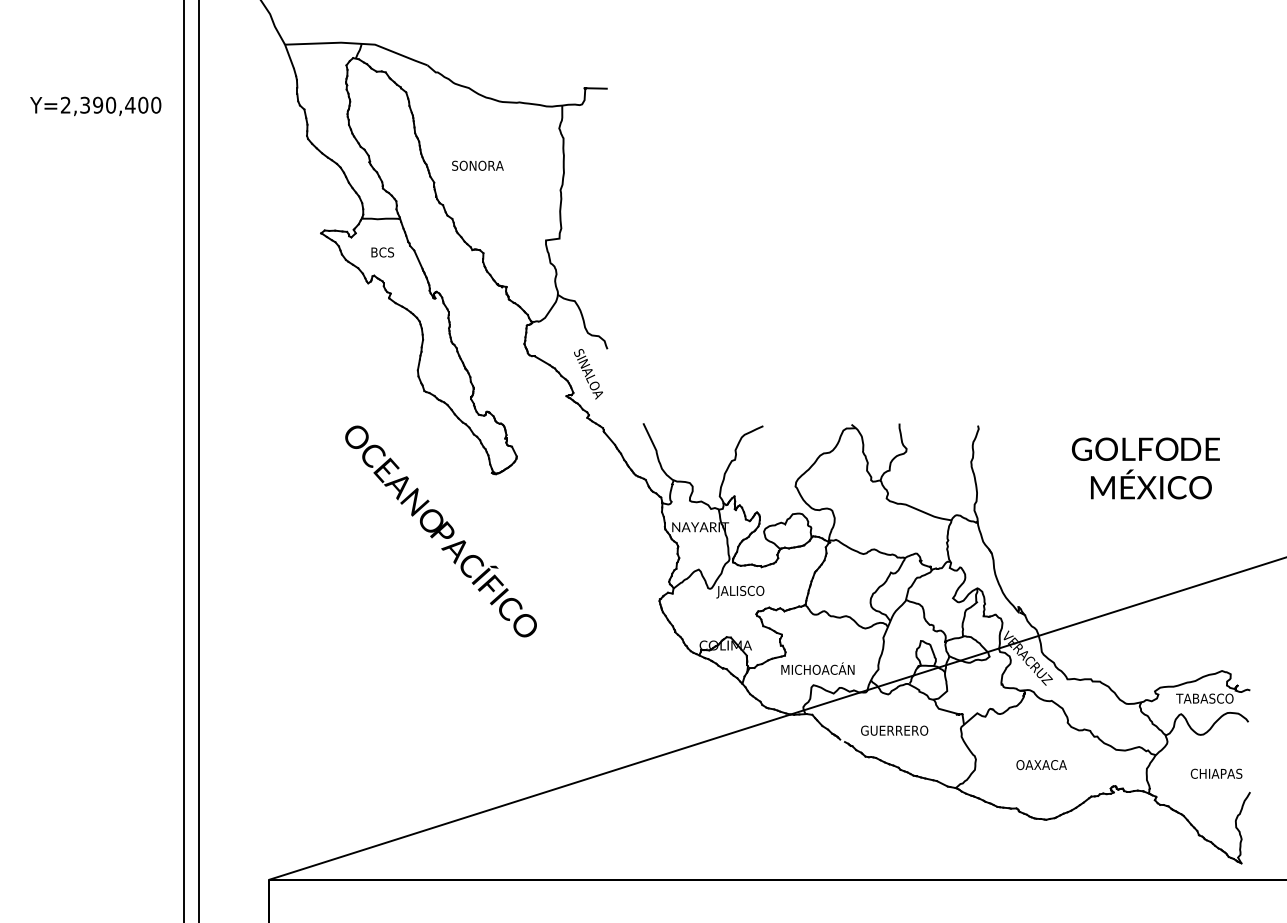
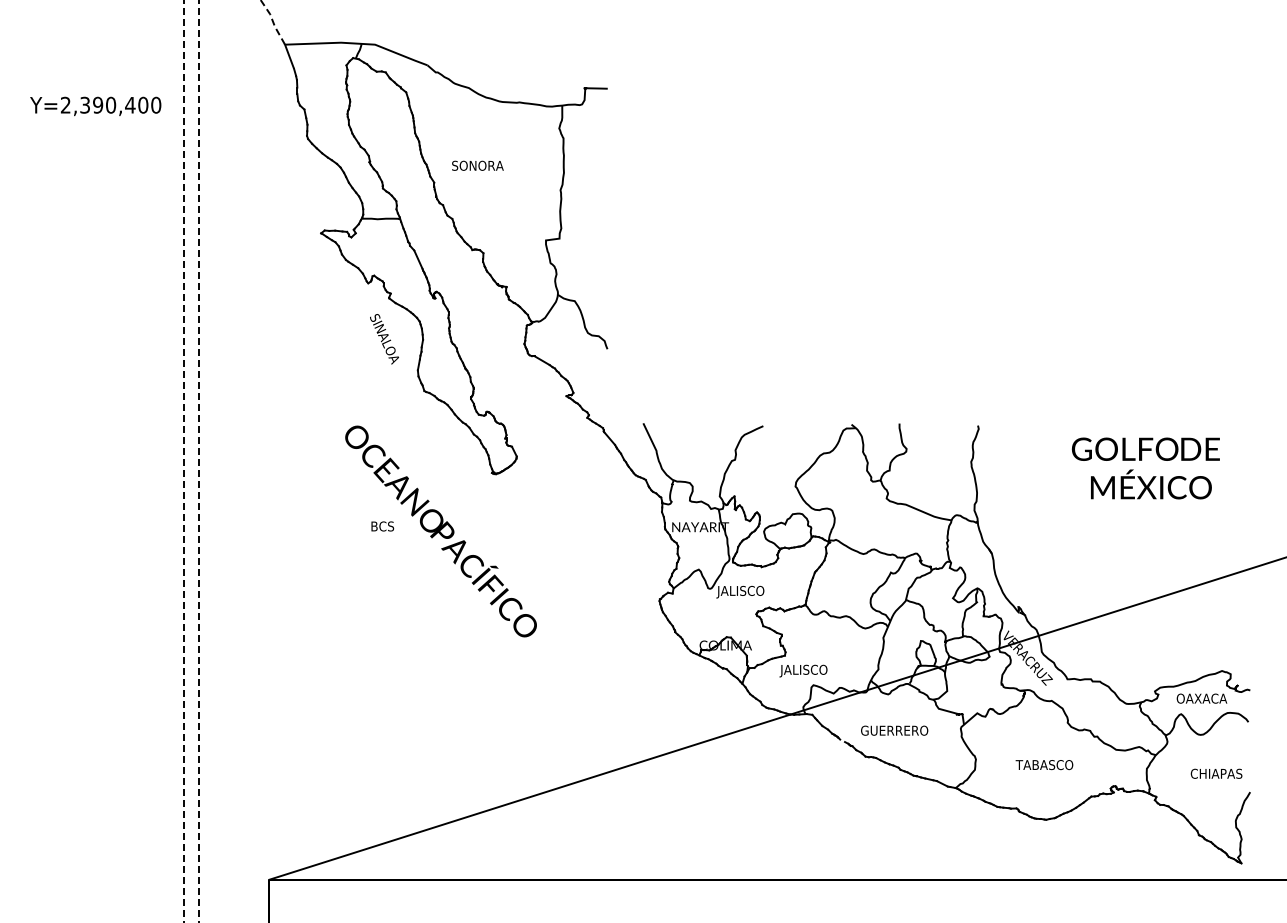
line: solid -> dashed (273, 22)
text position: (382, 252) -> (382, 526) (382, 526)
text position: (588, 374) -> (384, 339) (384, 339)
line: solid -> dashed (183, 461)
line: solid -> dashed (199, 461)
text: MICHOACÁN -> JALISCO (816, 669)
text: TABASCO -> OAXACA (1204, 698)
text: OAXACA -> TABASCO (1044, 765)
